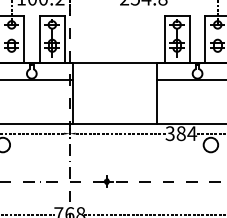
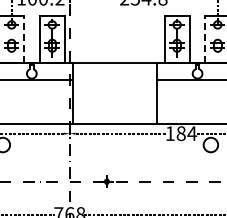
line: solid -> dashed (24, 38)
line: solid -> dashed (205, 38)
text: 384 -> 184 (169, 133)
